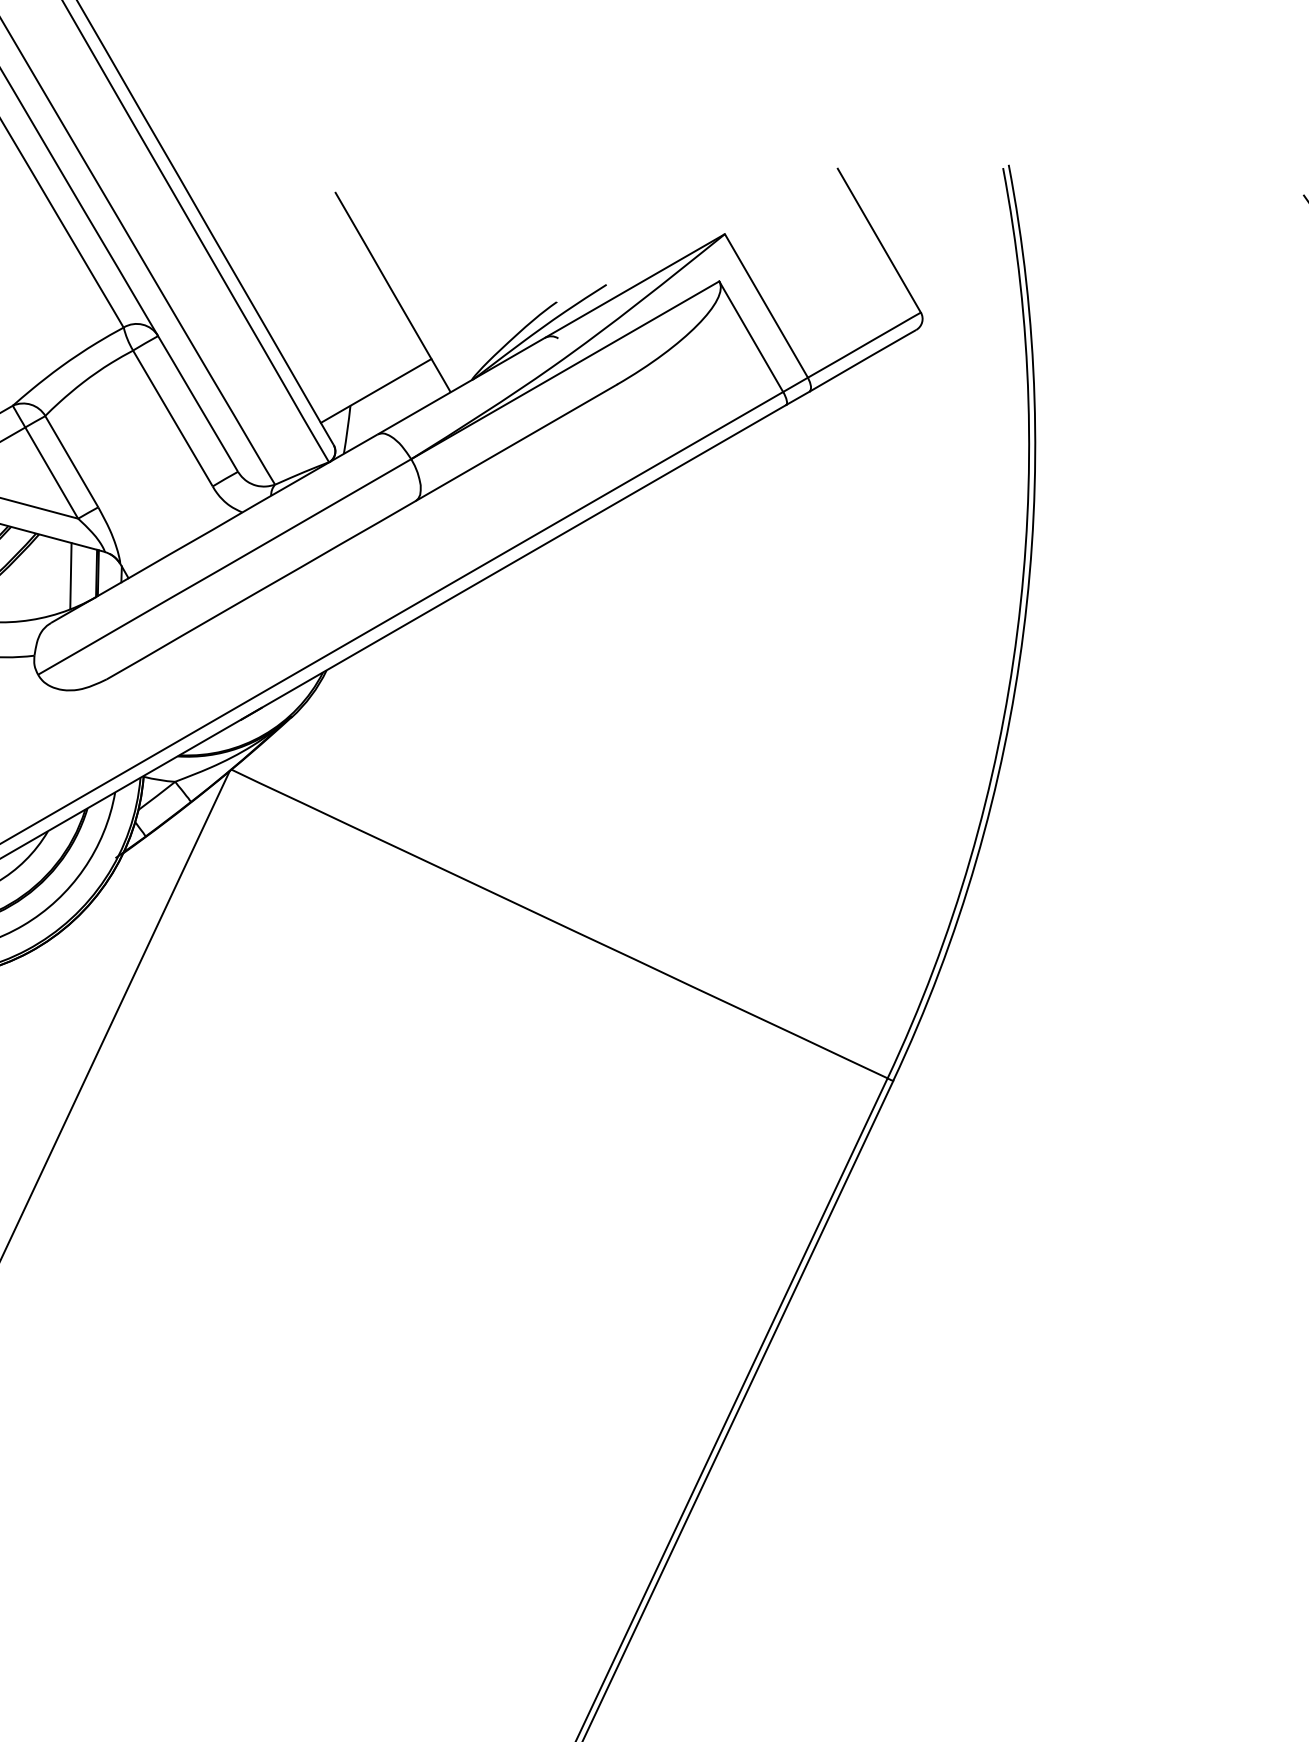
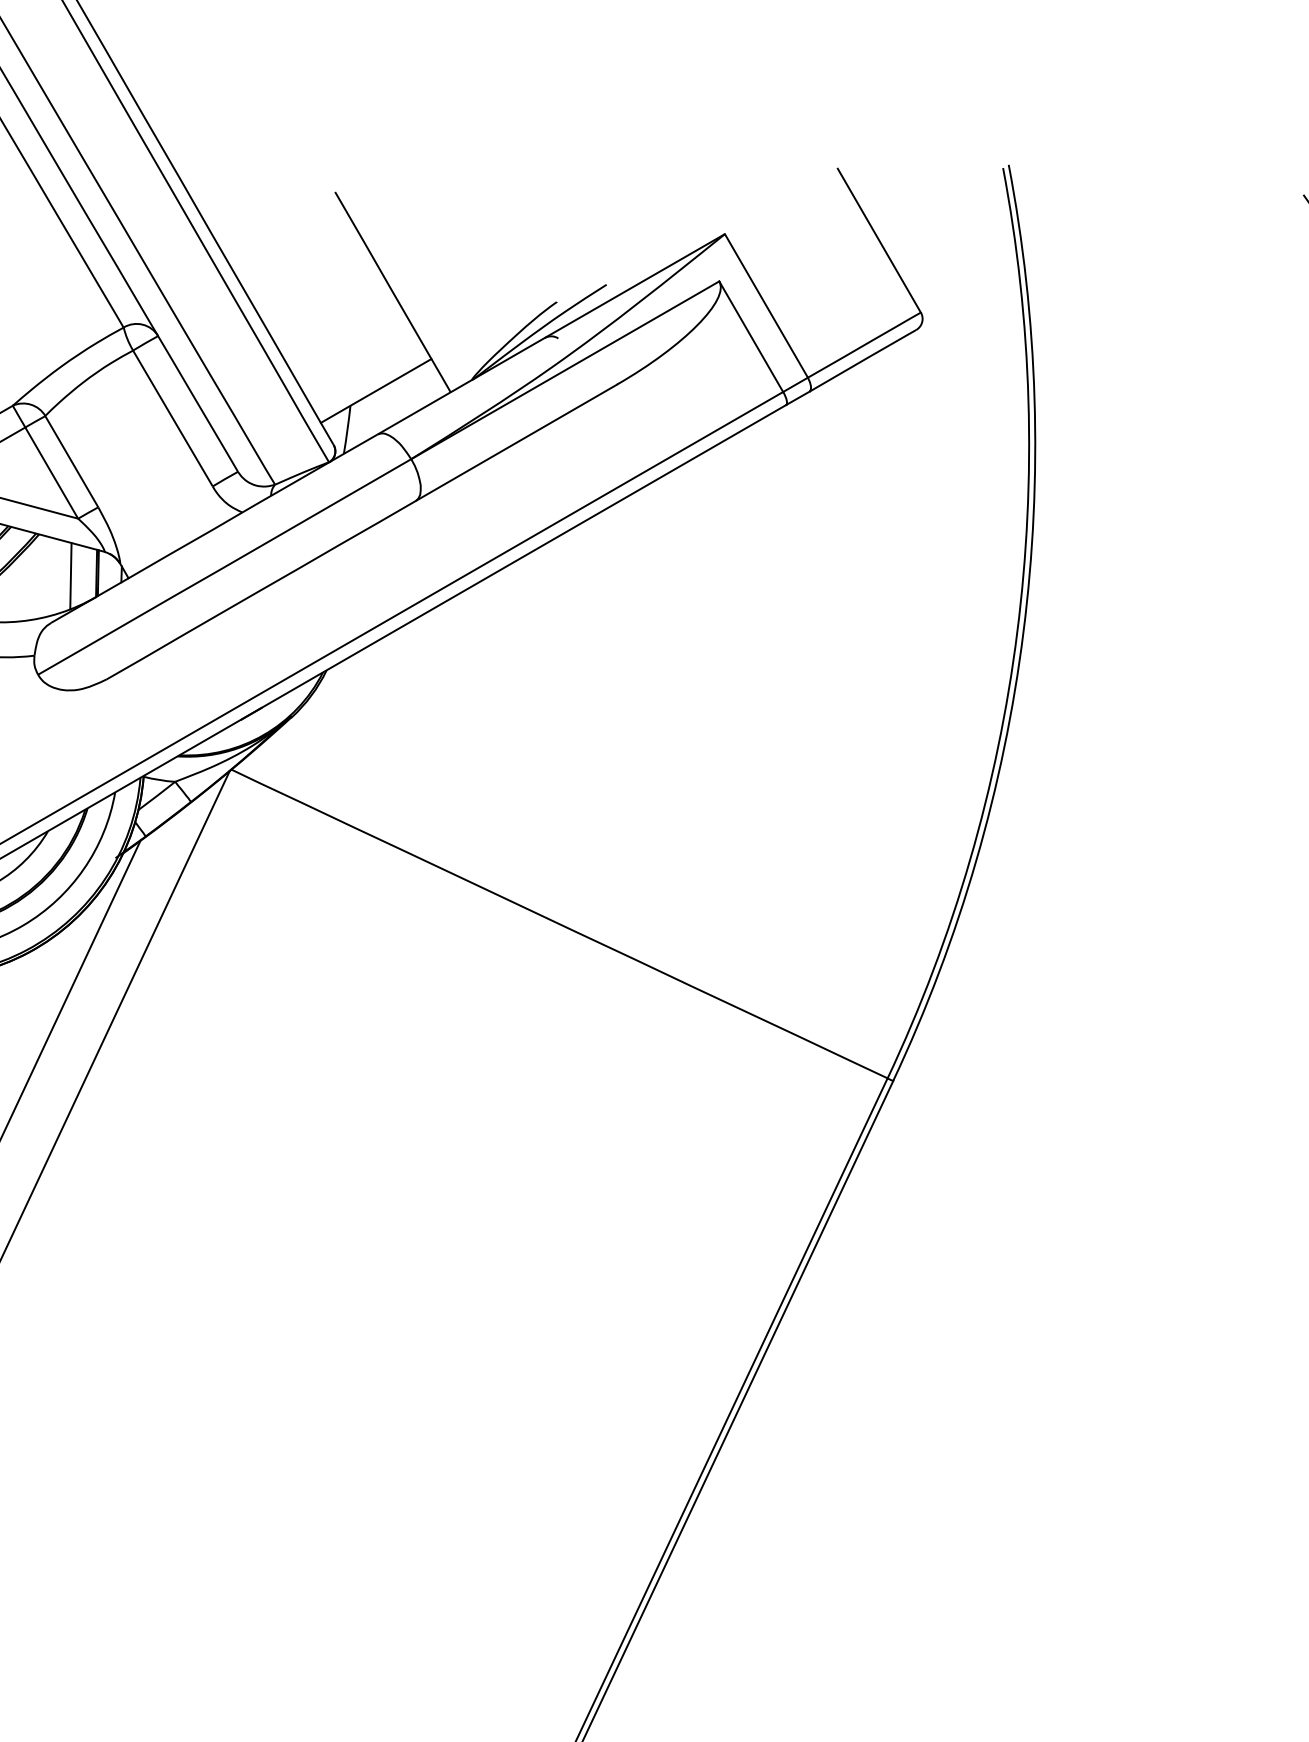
line: none -> present (71, 988)
